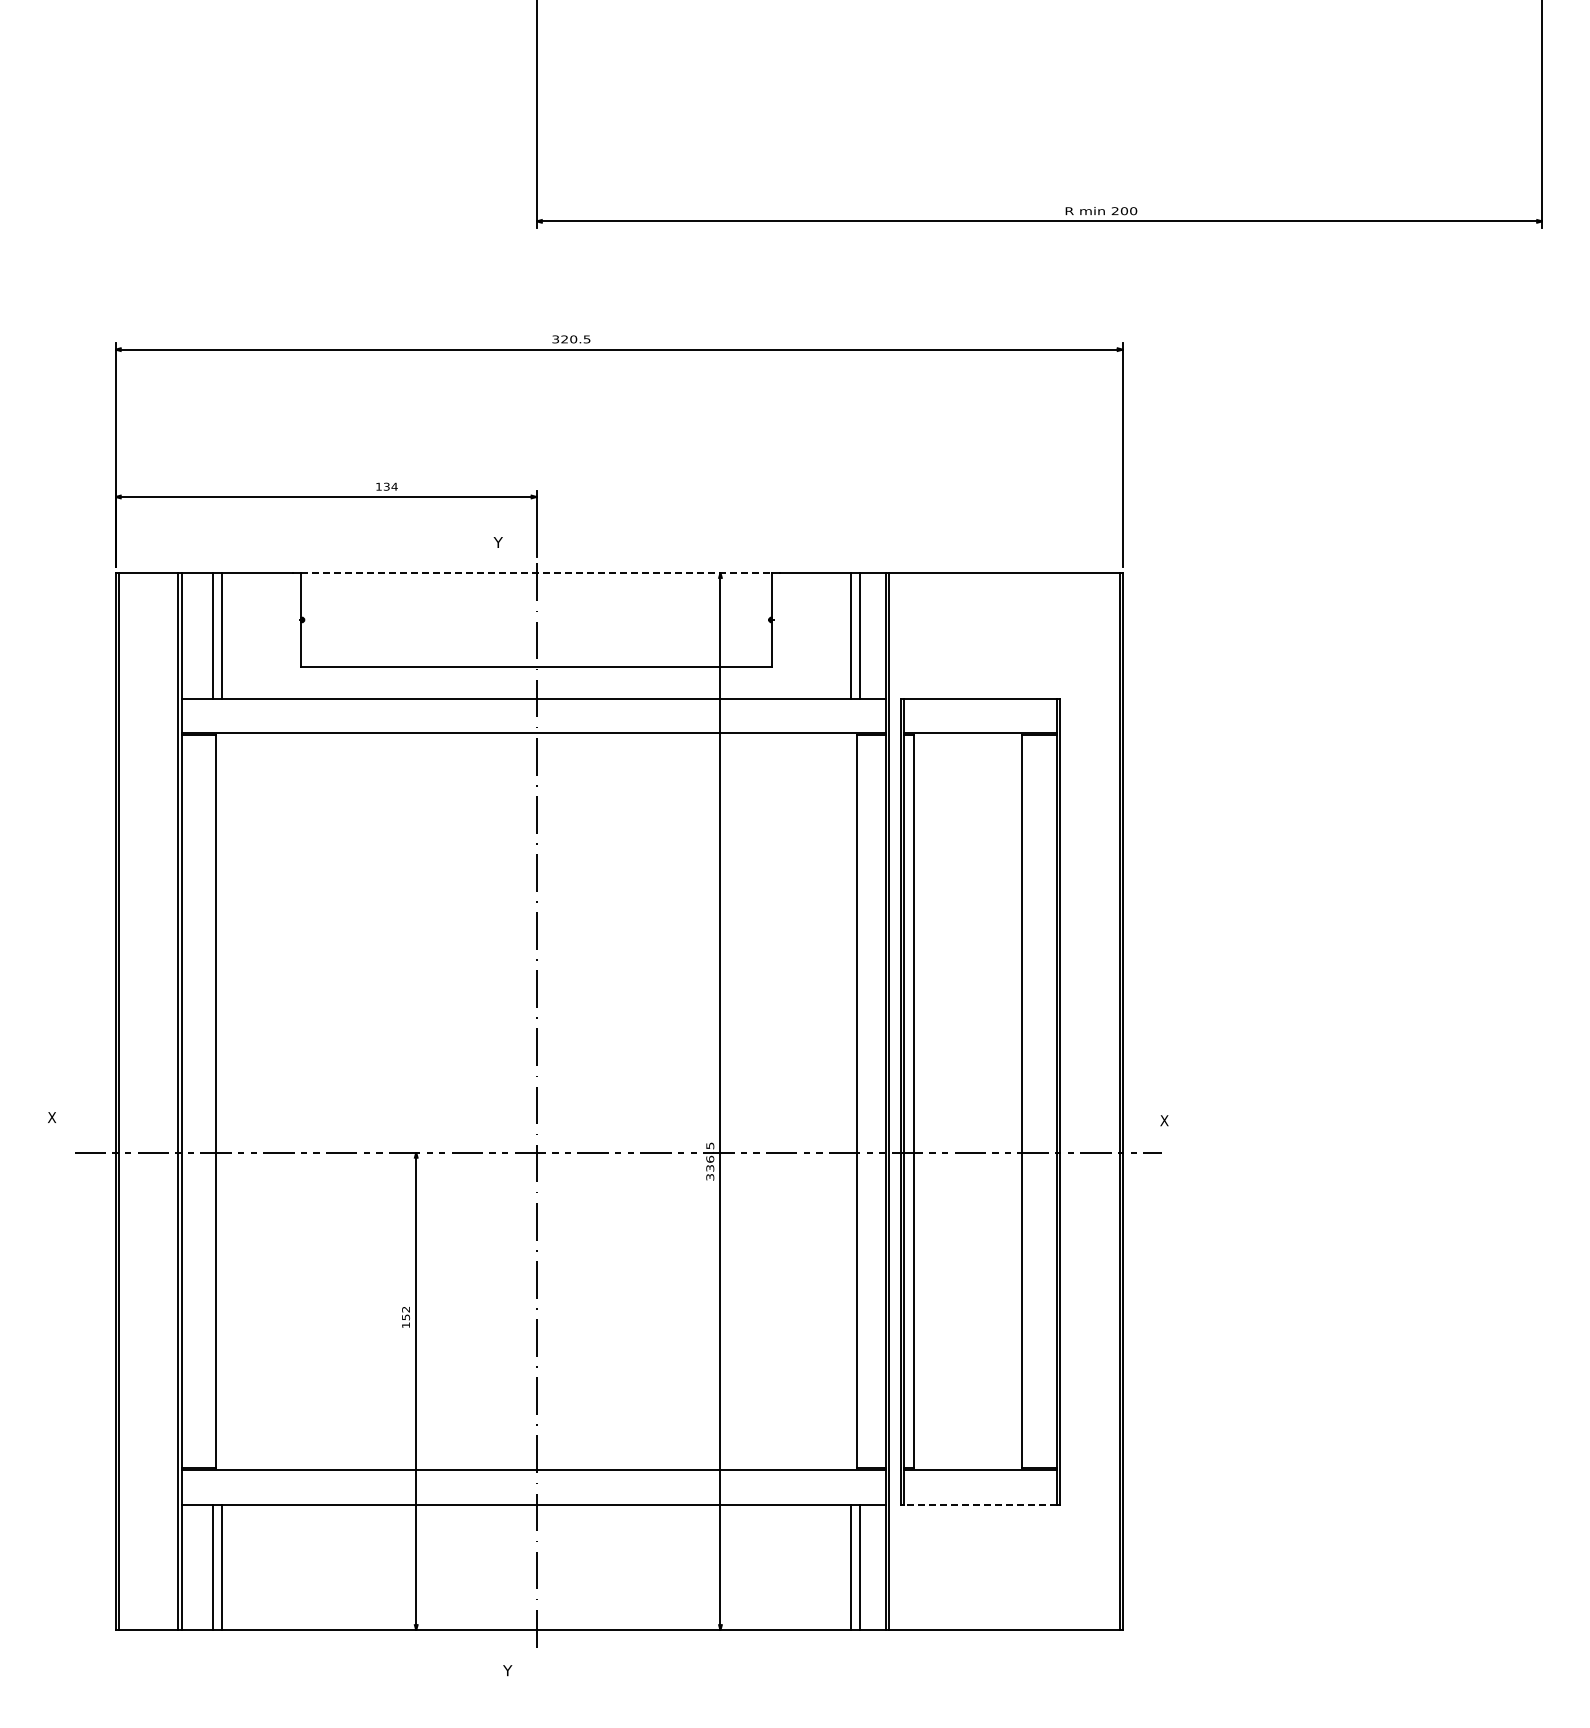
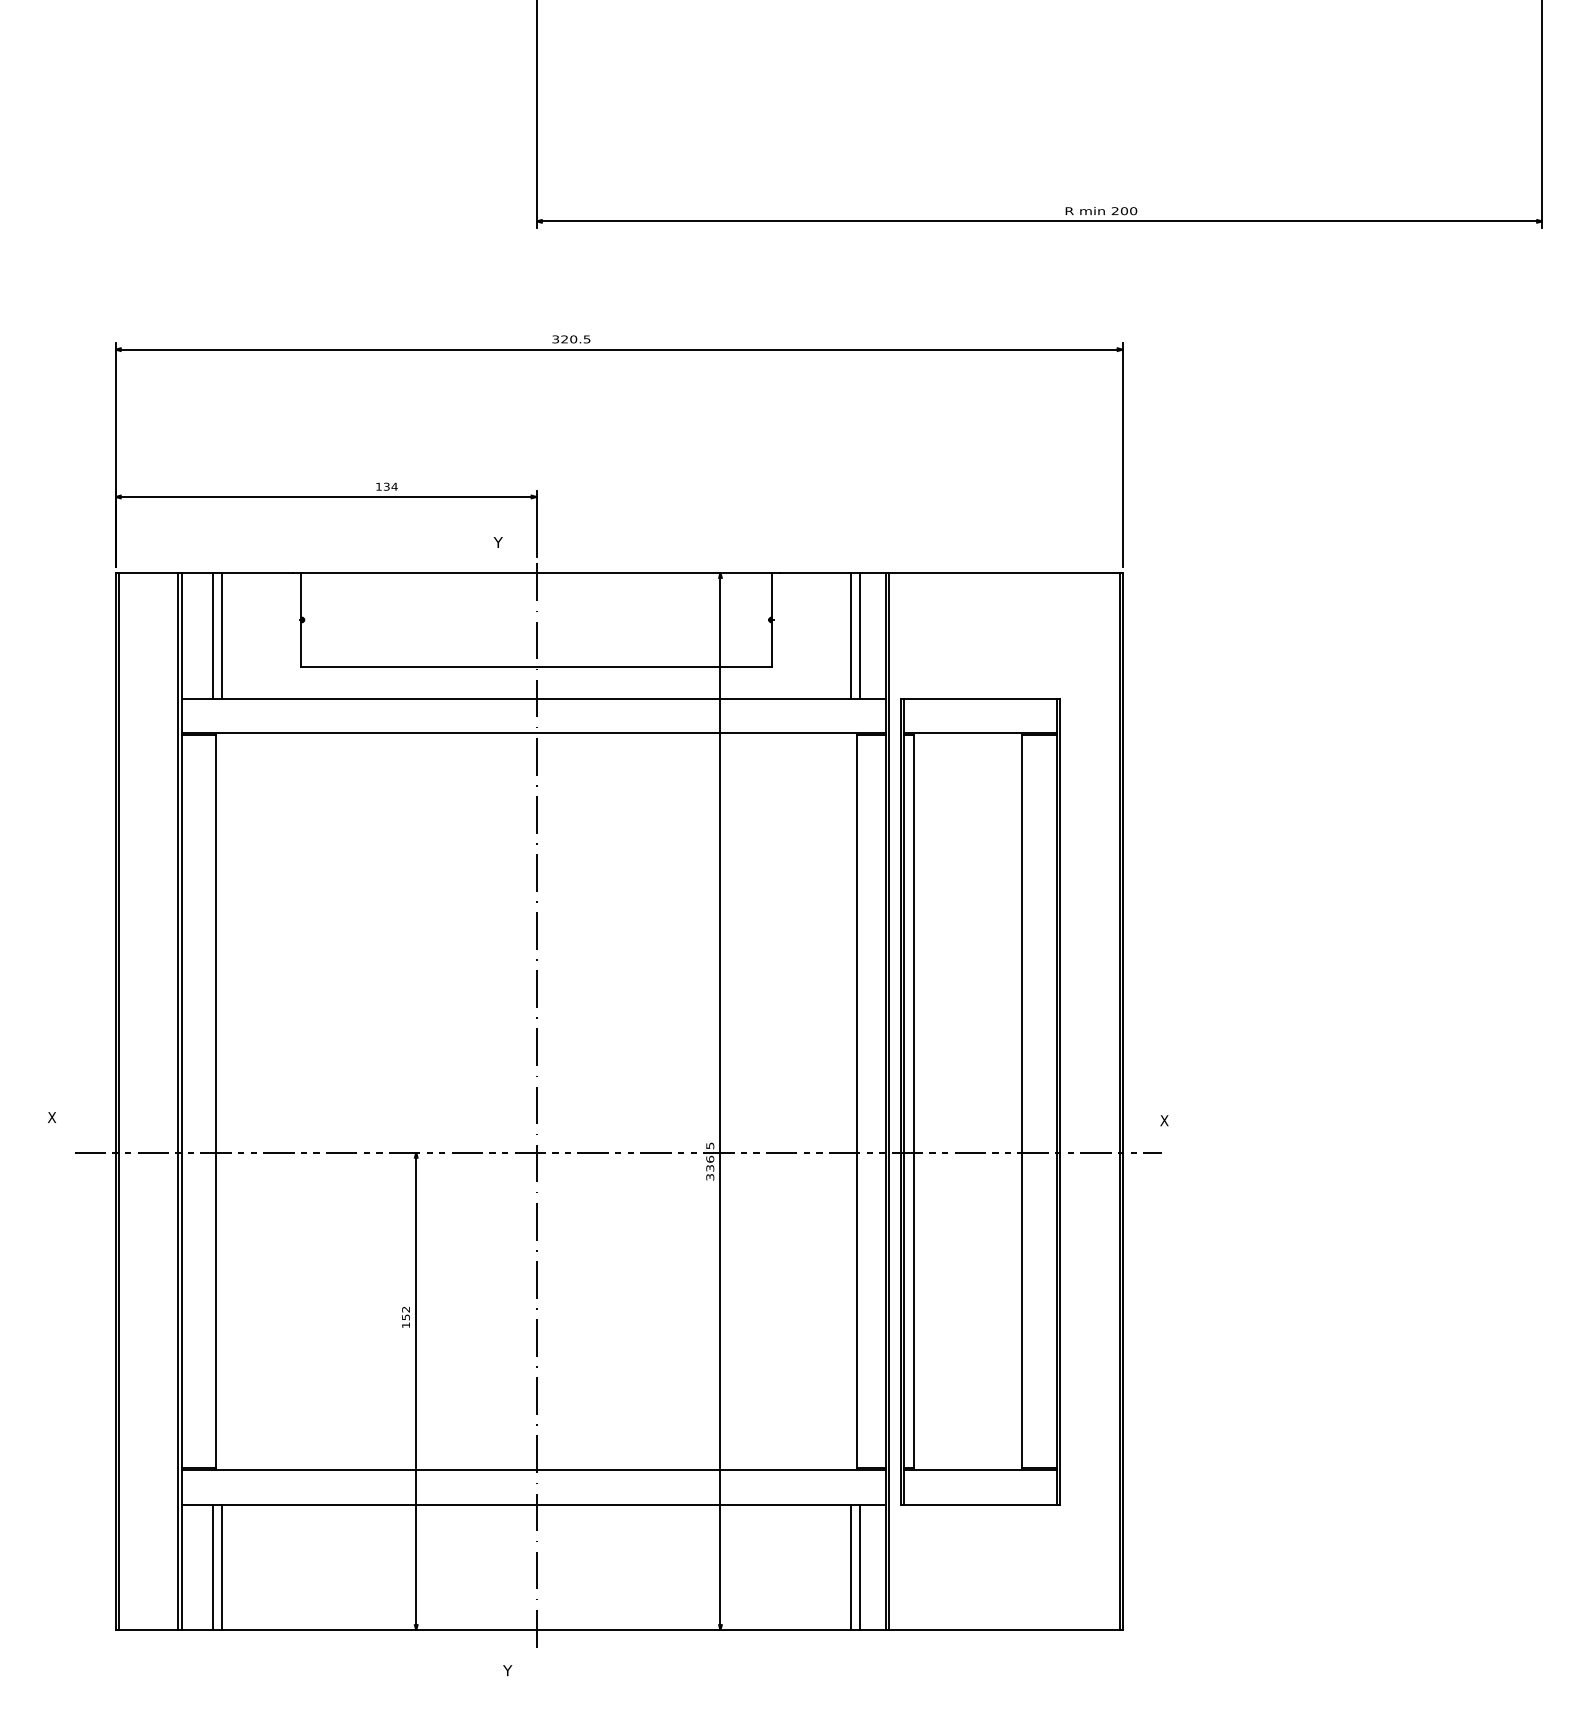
line: dashed -> solid (536, 572)
line: dashed -> solid (980, 1504)
